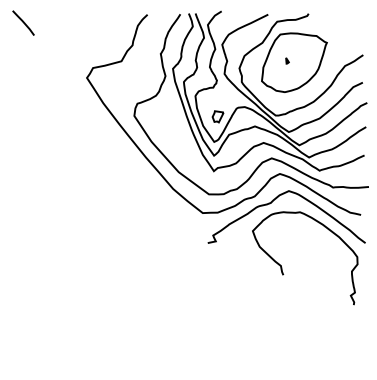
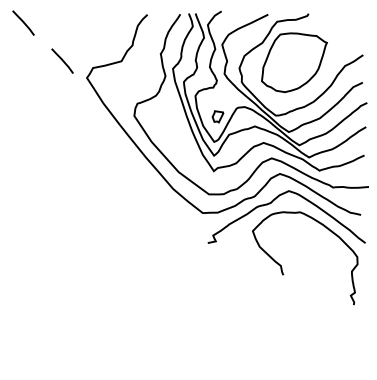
line: none -> present (62, 60)
part: present -> none (287, 60)
